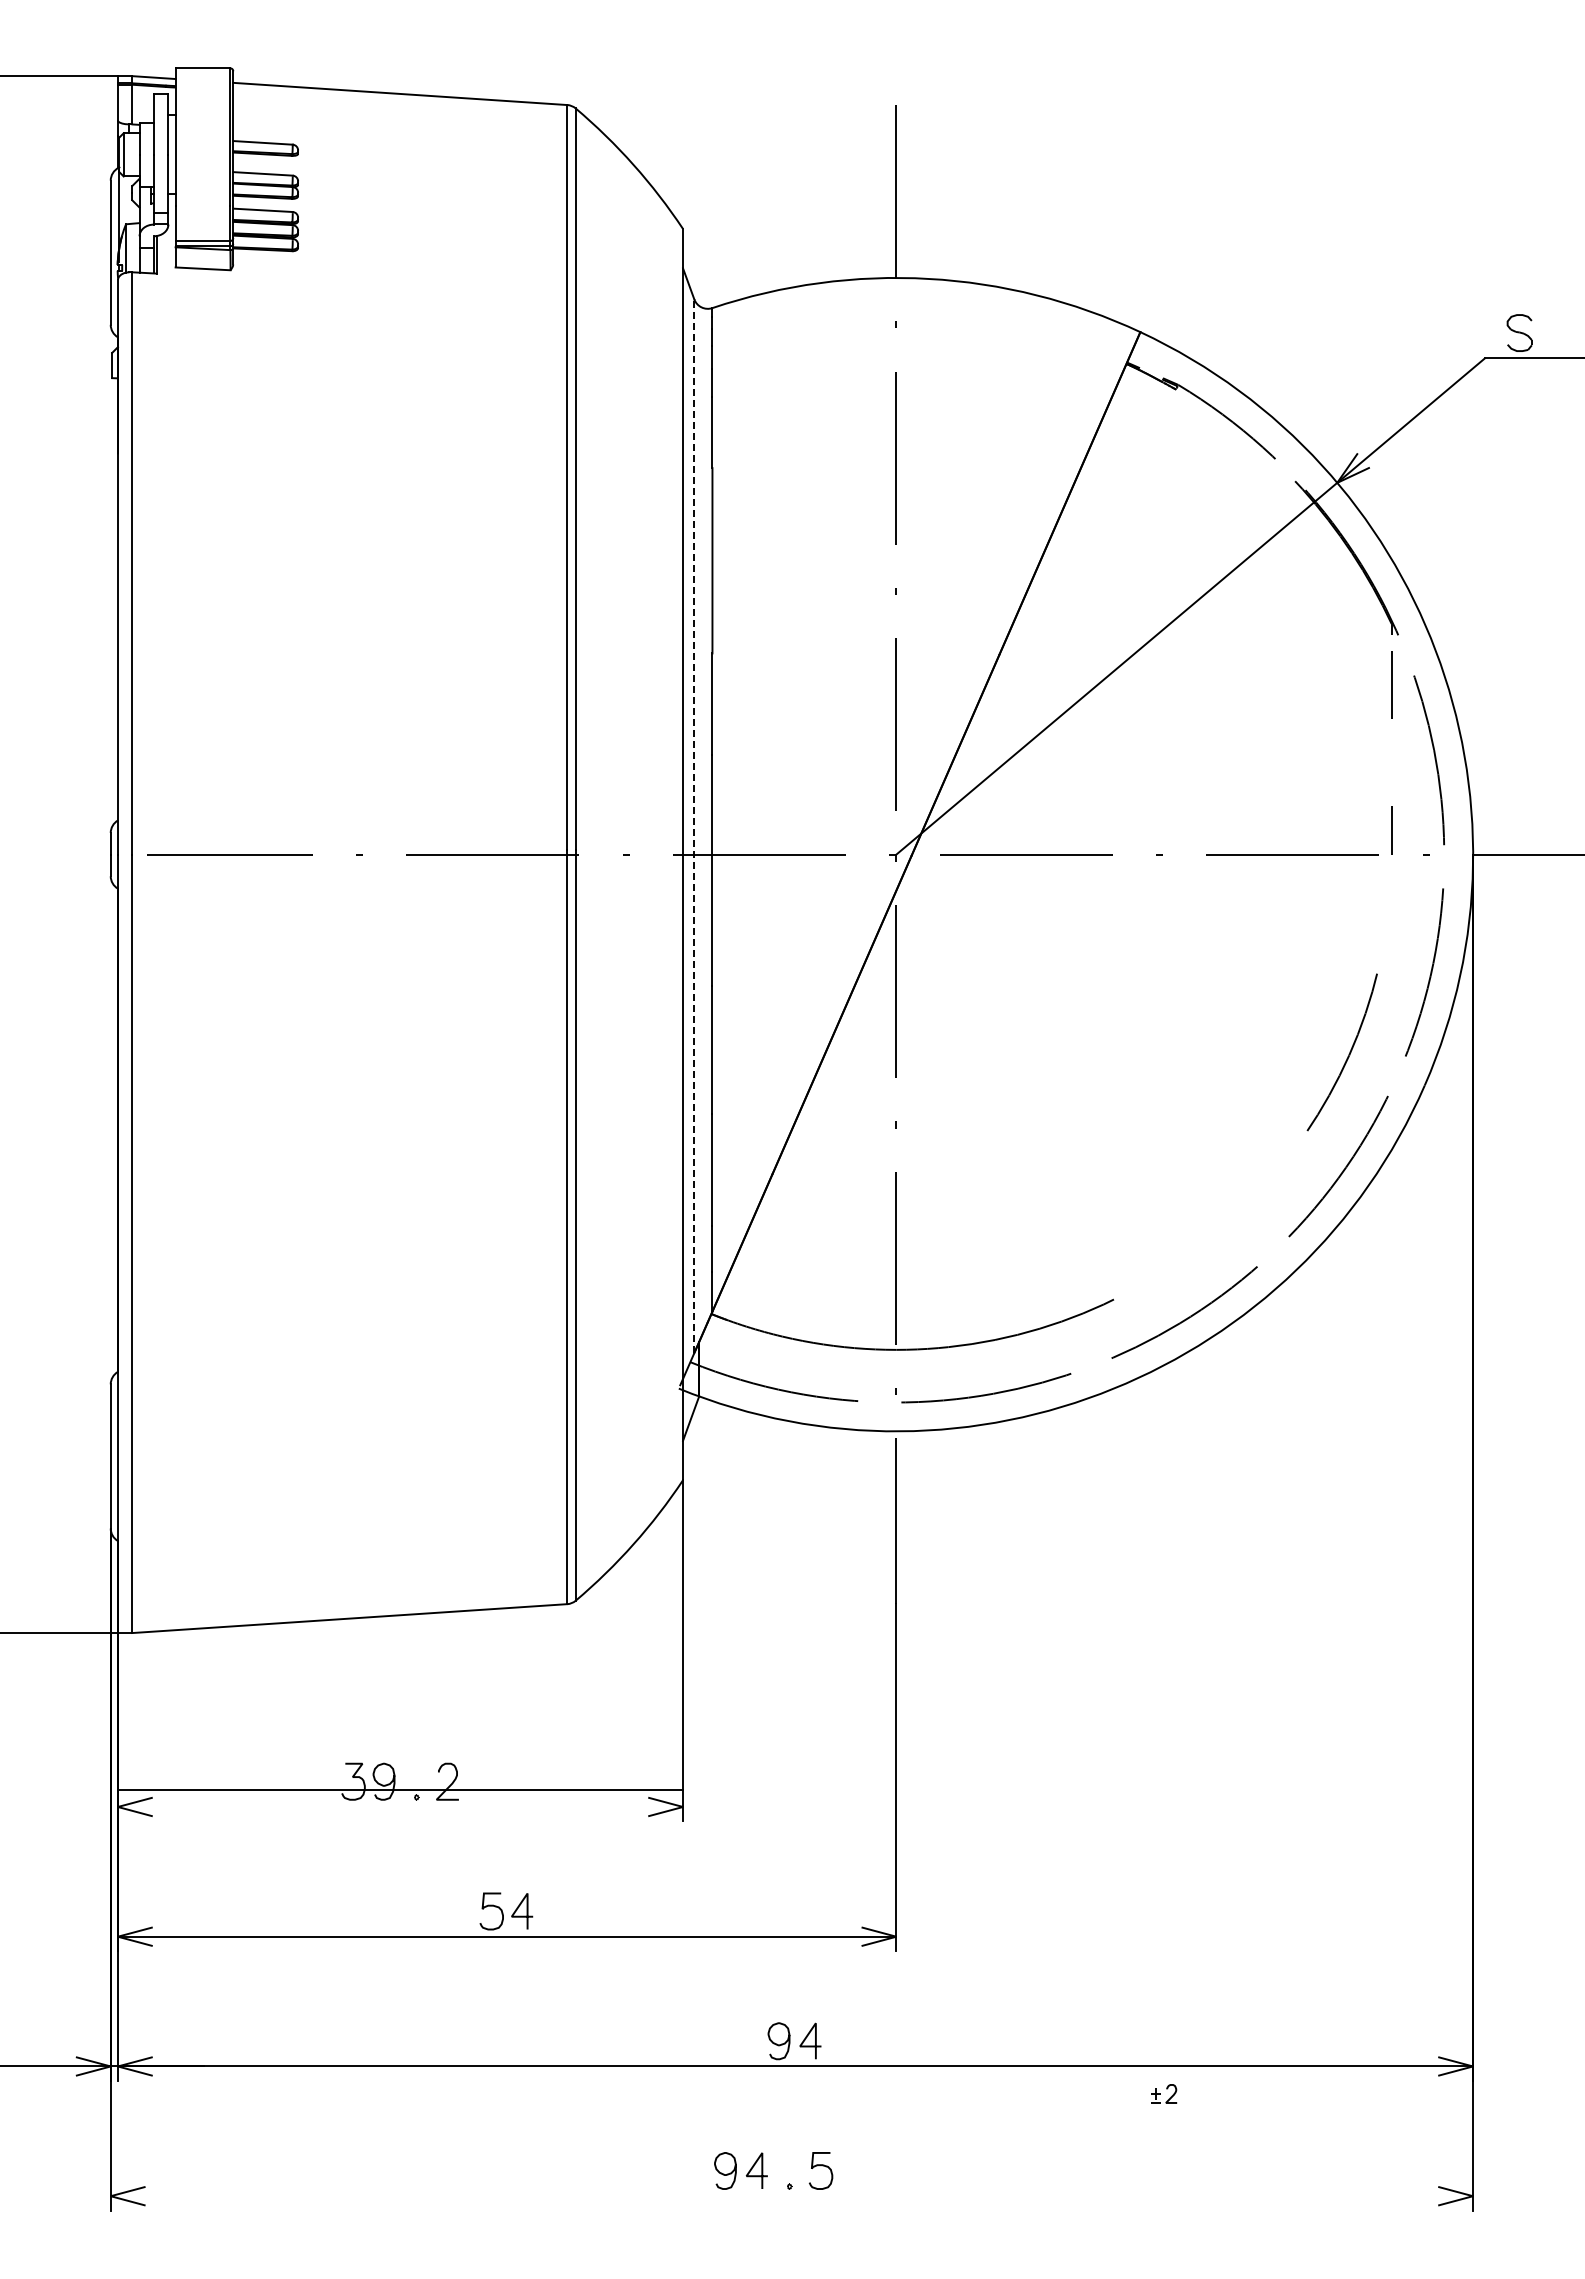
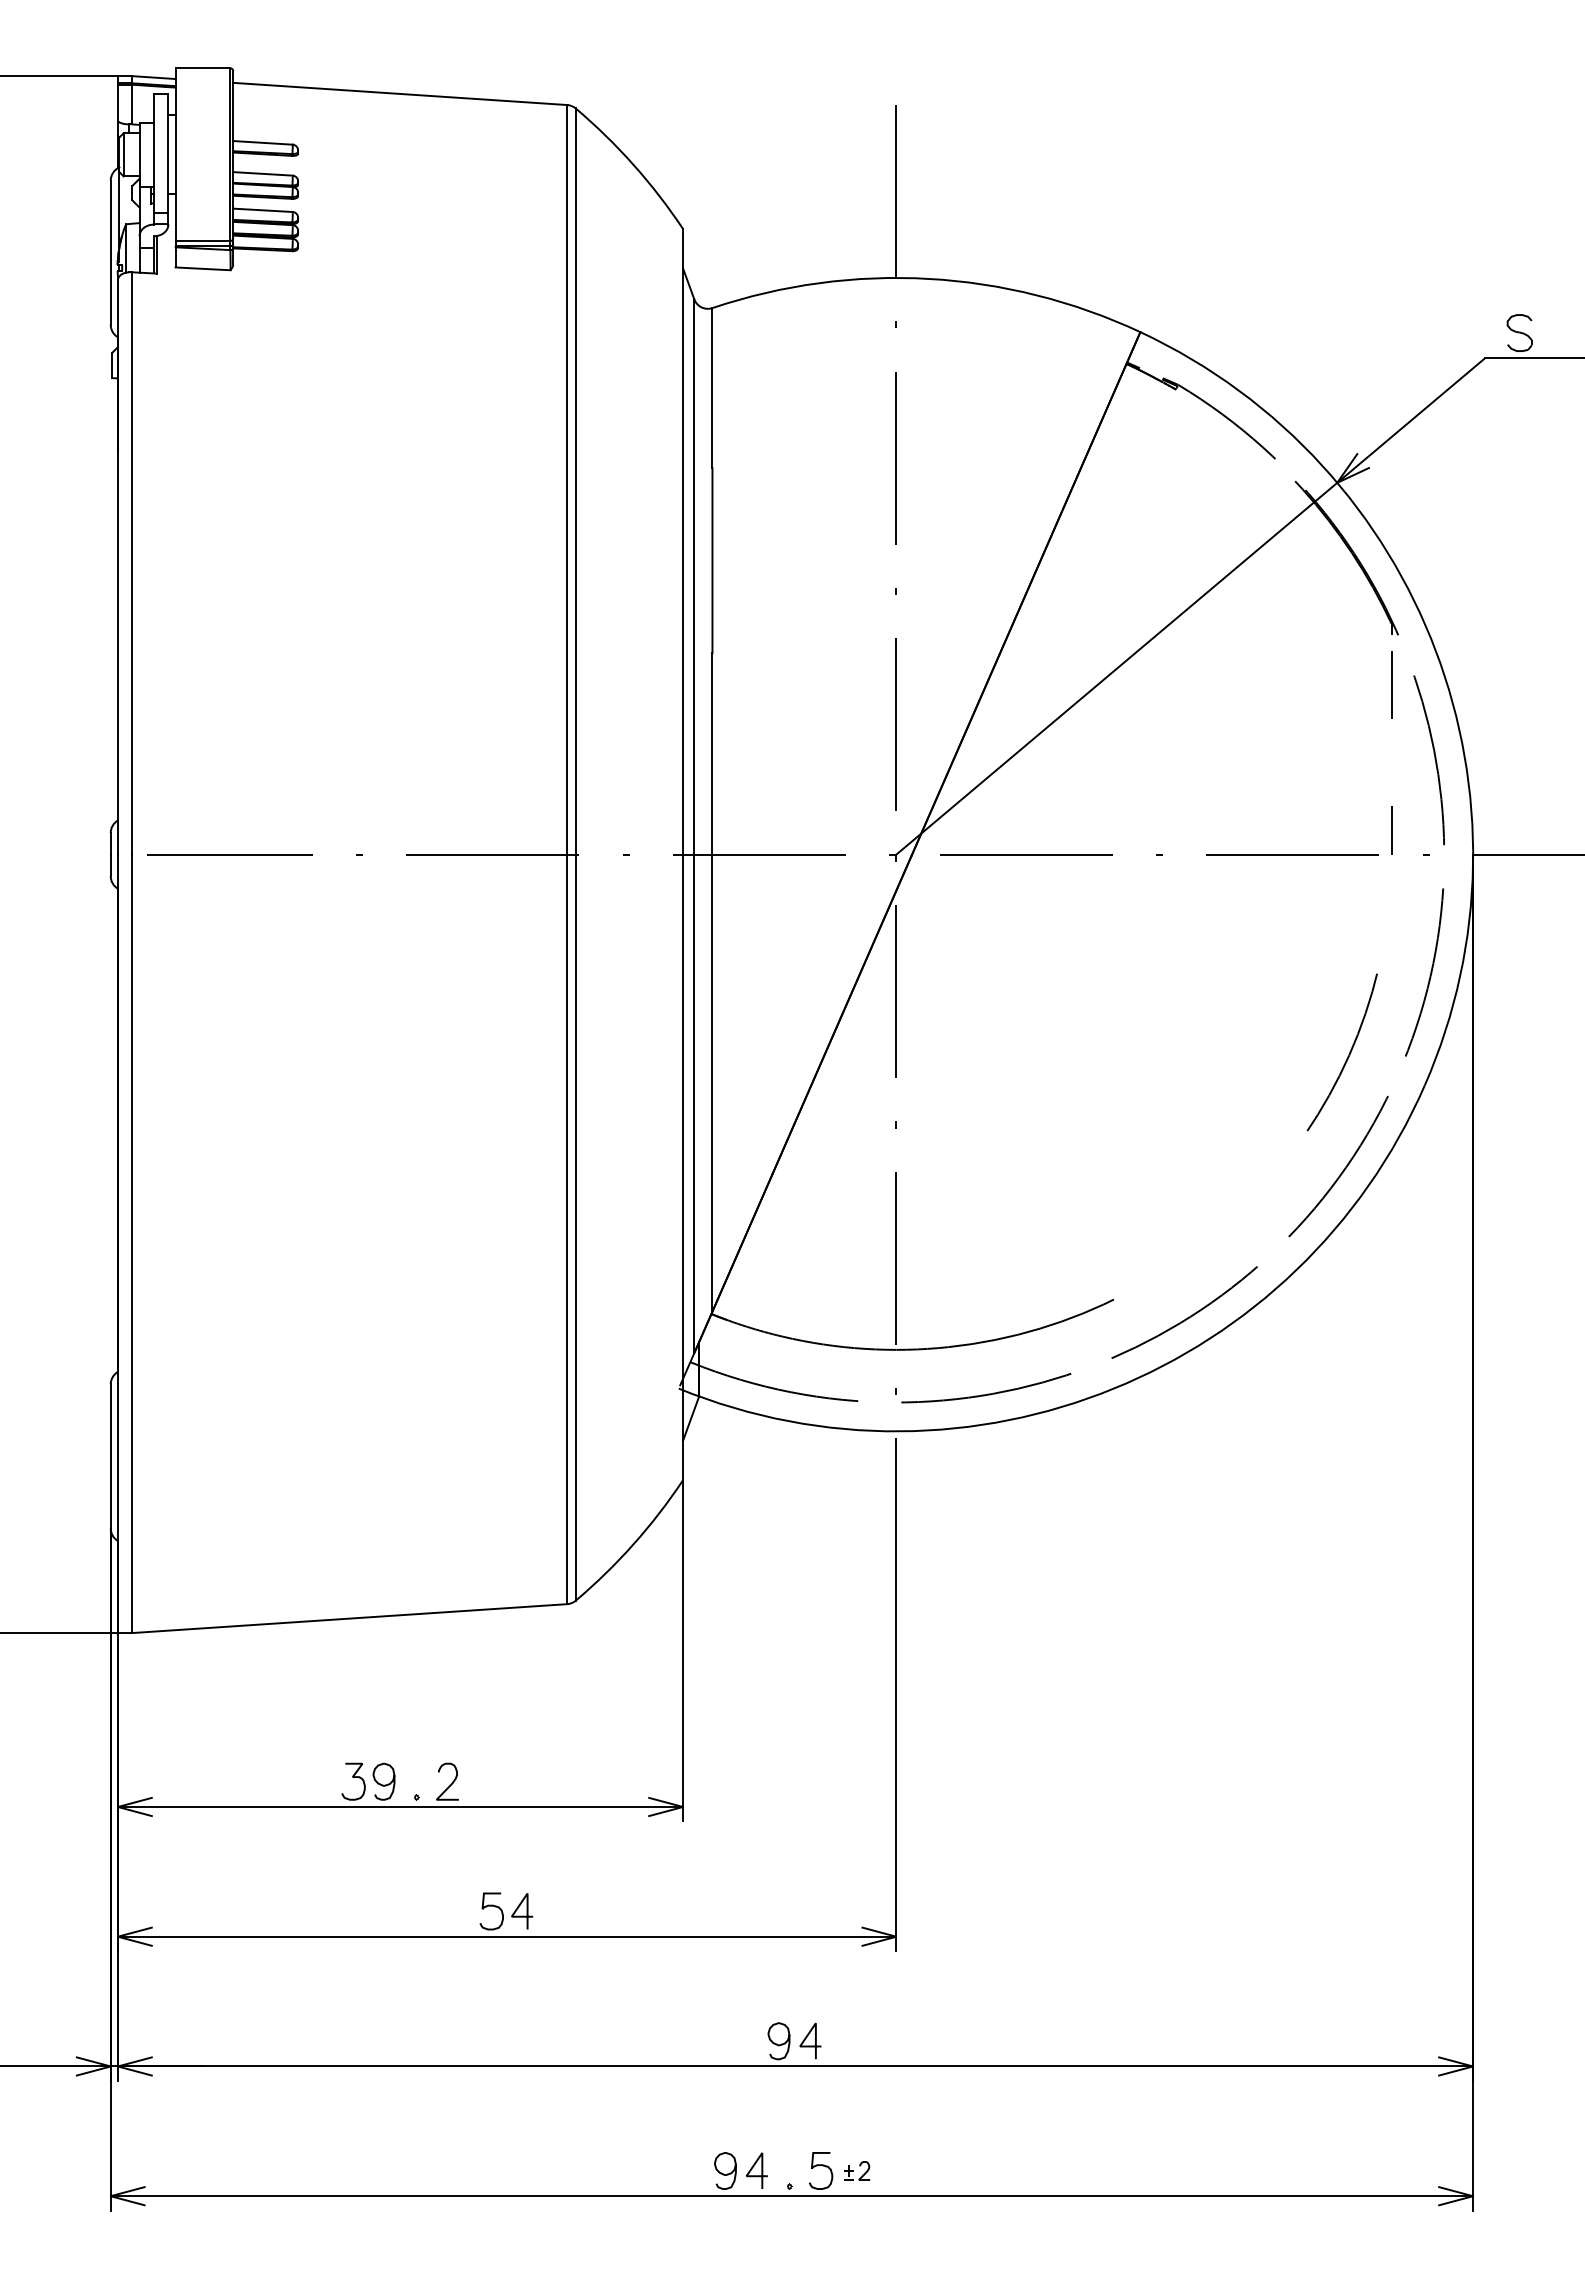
line: dashed -> solid (694, 826)
line position: (400, 1789) -> (400, 1806) (400, 1806)
part position: (1164, 2093) -> (857, 2170) (857, 2170)
line: none -> present (791, 2196)
